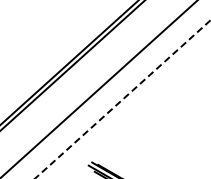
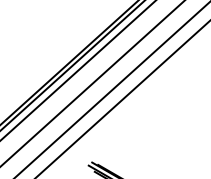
line: none -> present (77, 70)
line position: (98, 88) -> (92, 83) (92, 83)
line: none -> present (112, 89)
line: dashed -> solid (122, 99)
